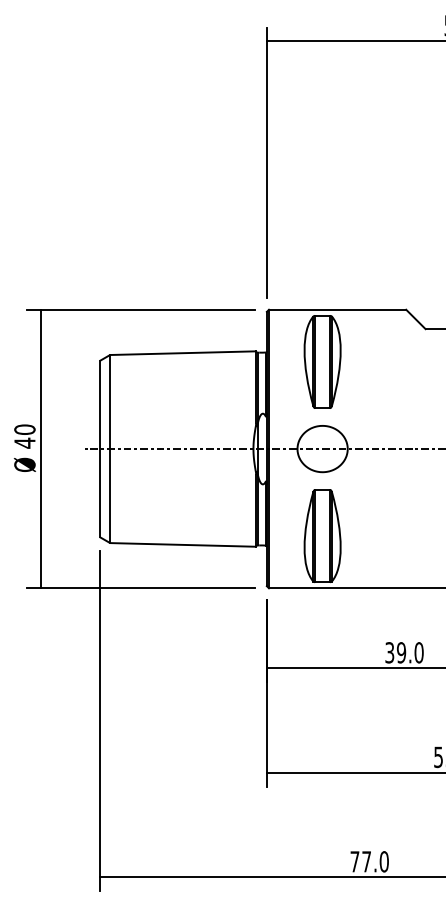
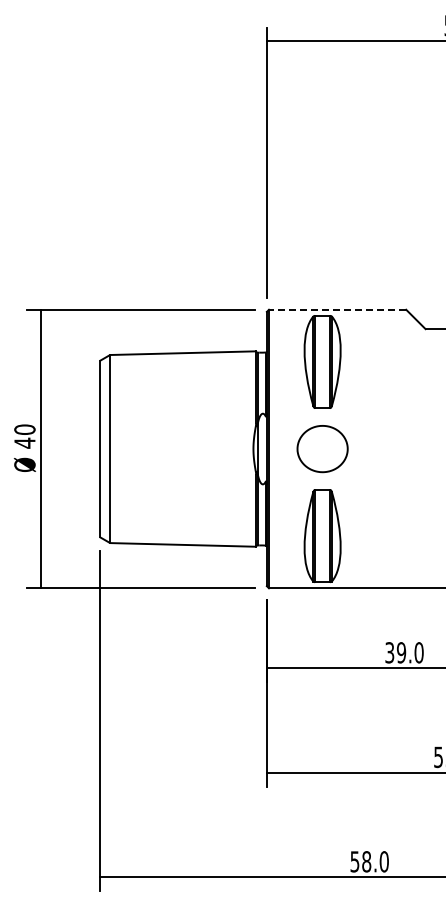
line: solid -> dashed (337, 309)
line: present -> none (262, 449)
text: 77.0 -> 58.0 (360, 861)
